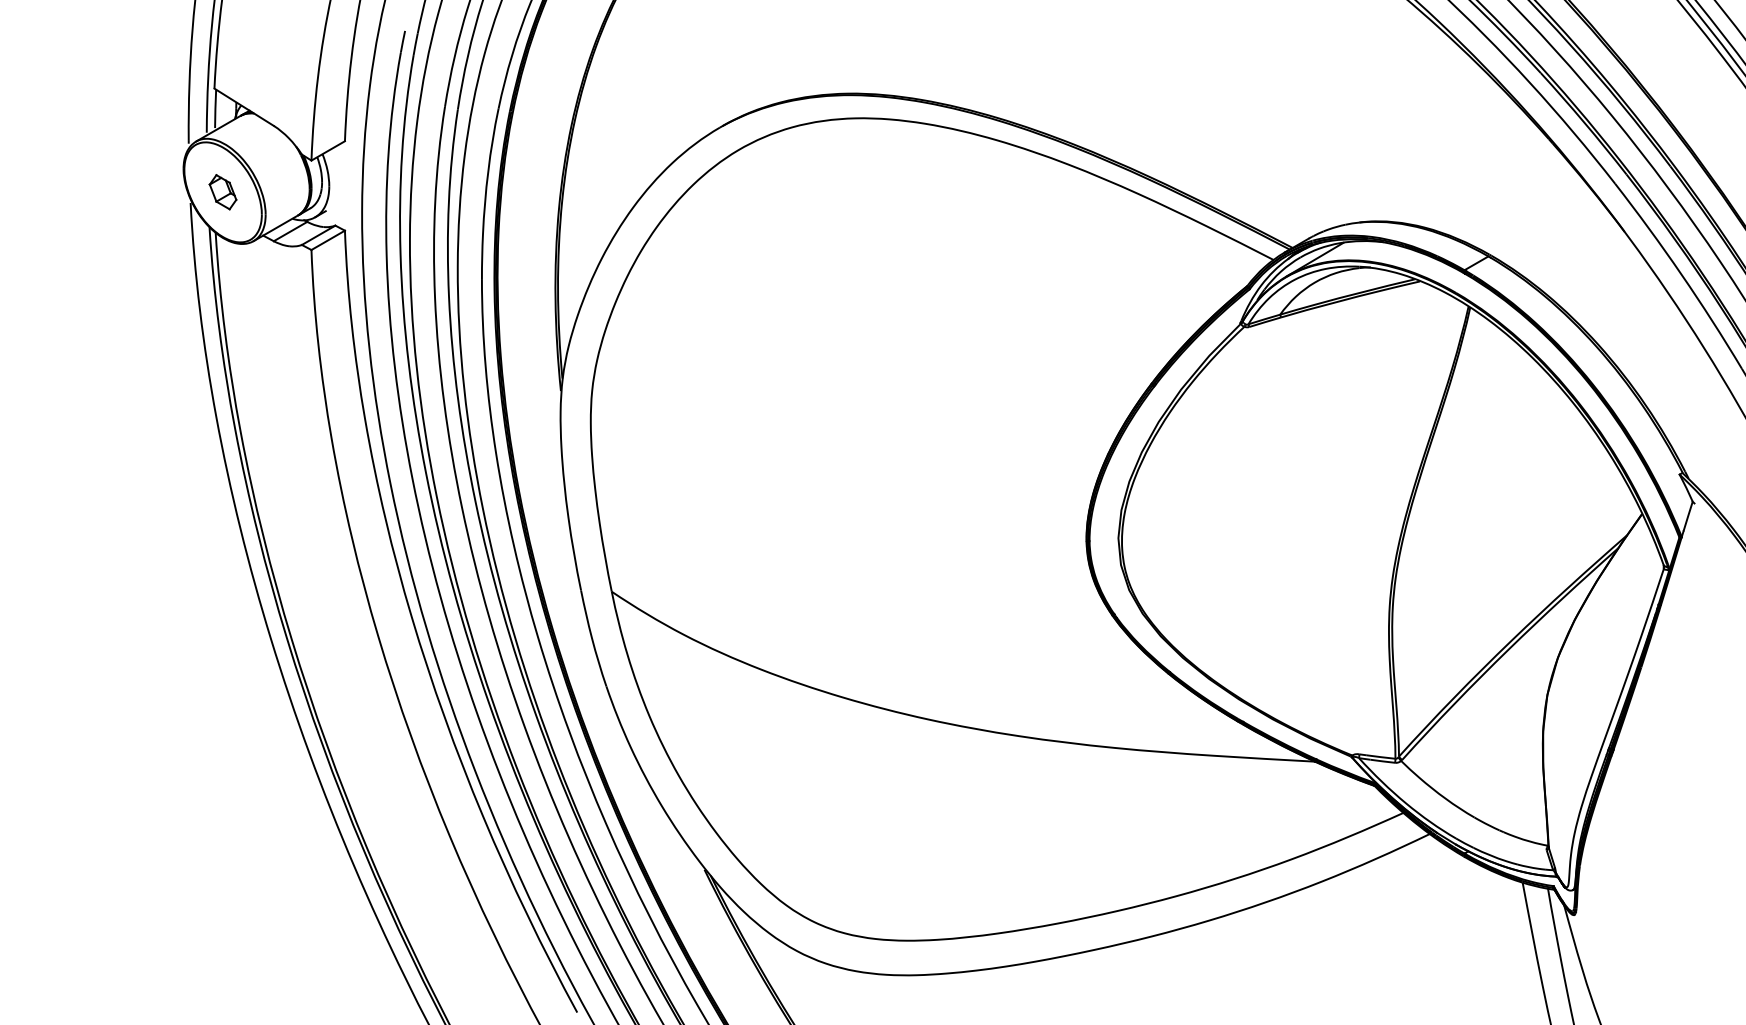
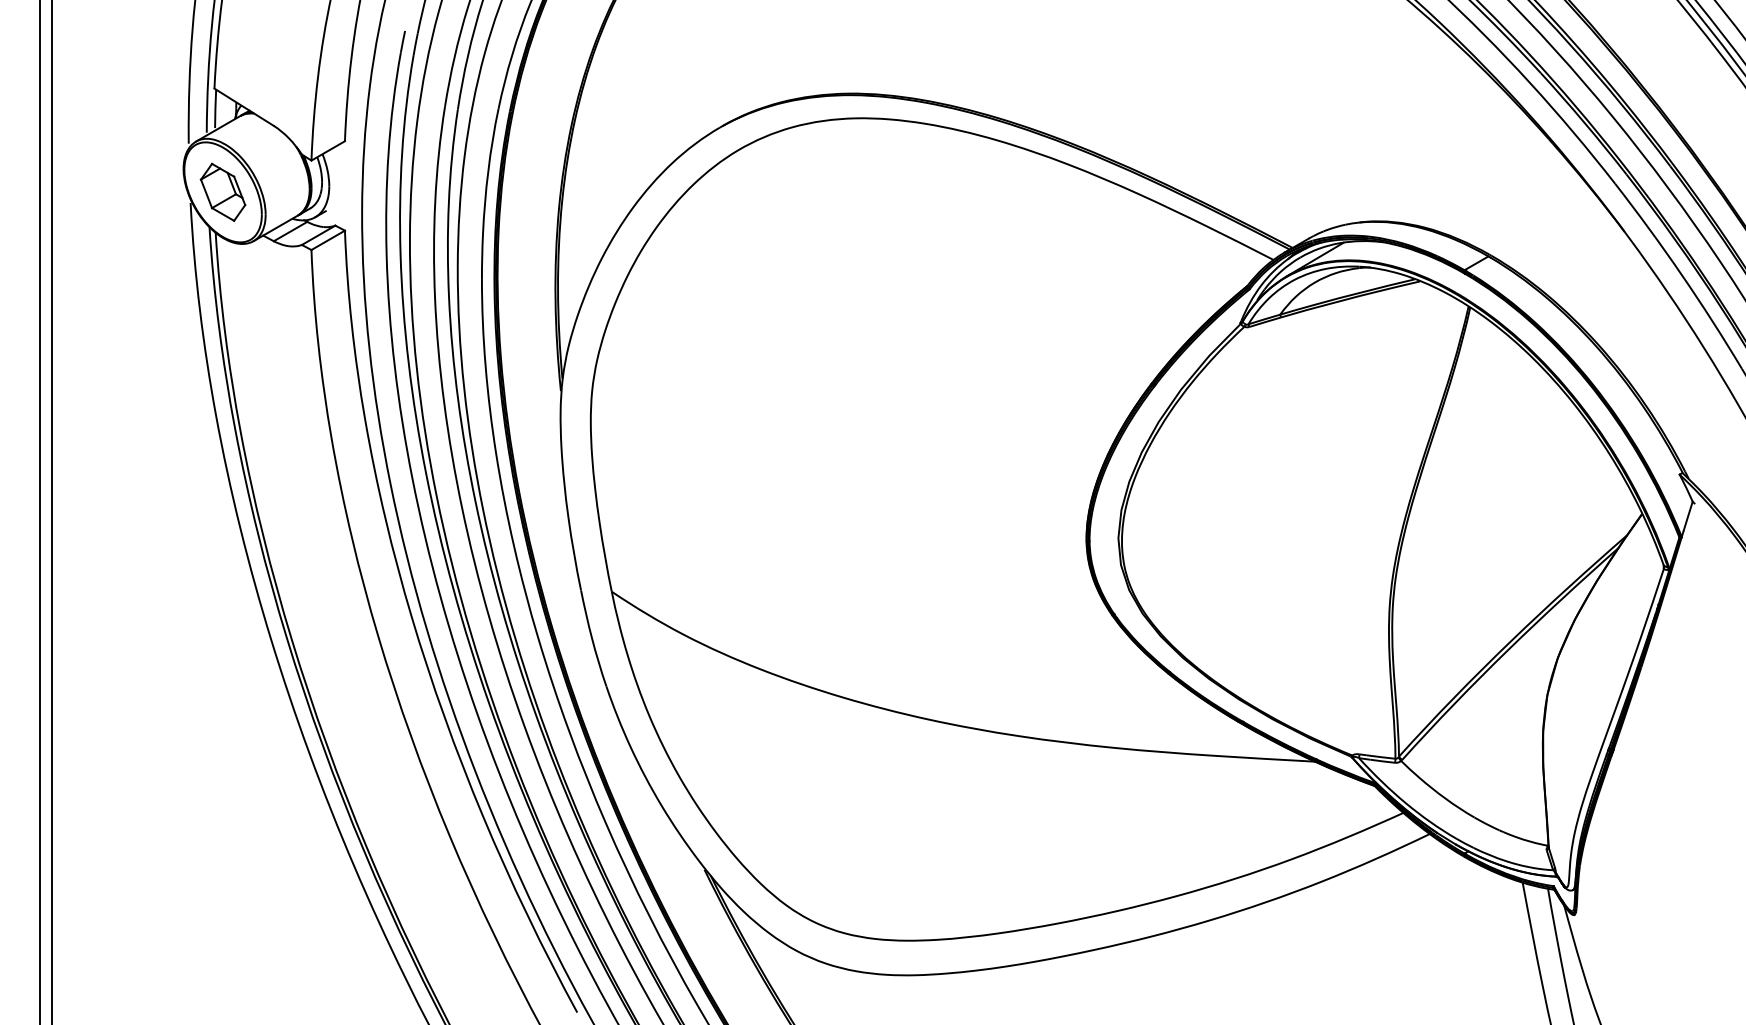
part size: 30x37 px -> 48x60 px (222, 191)
line: none -> present (40, 511)
line: none -> present (52, 511)
